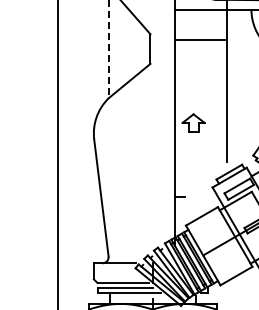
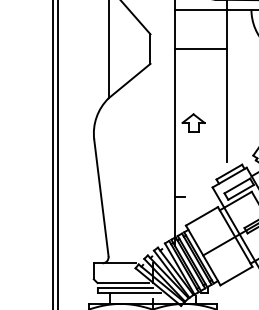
line position: (200, 40) -> (200, 49) (200, 49)
line: dashed -> solid (108, 49)
line: none -> present (52, 154)
